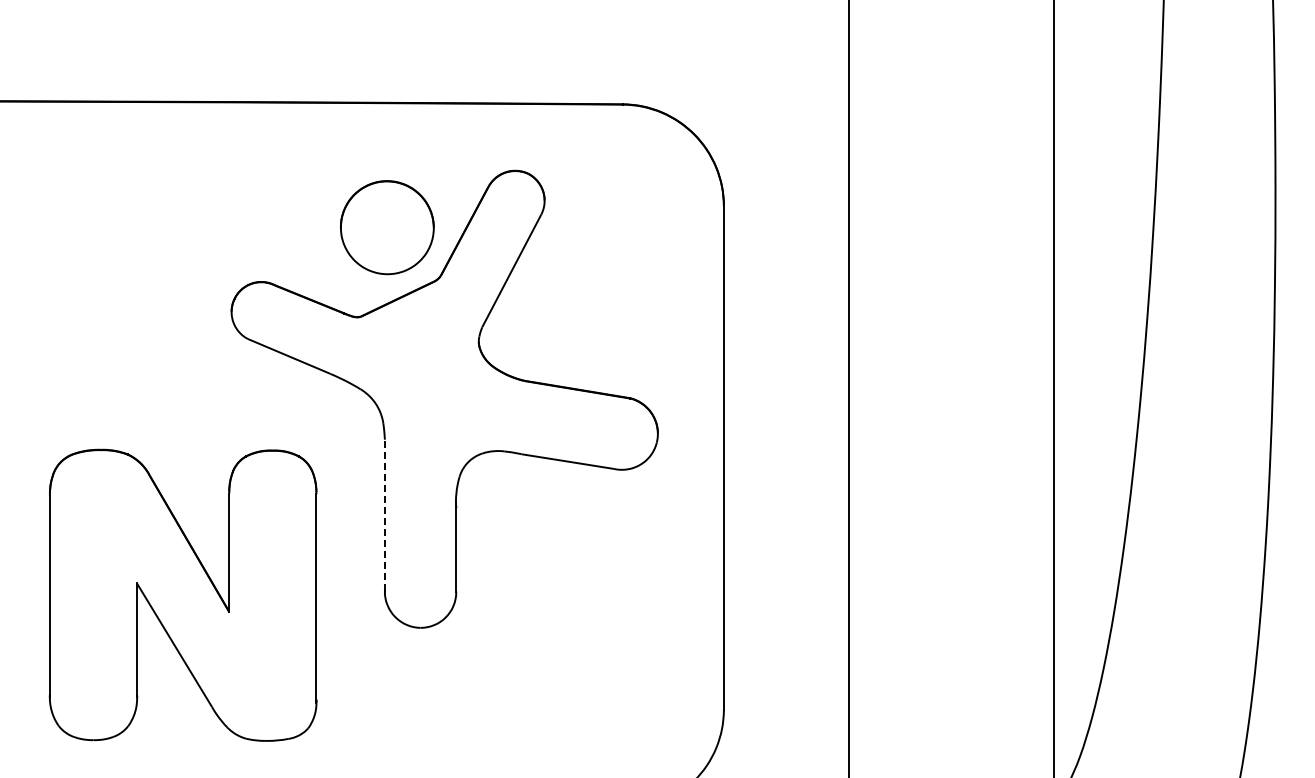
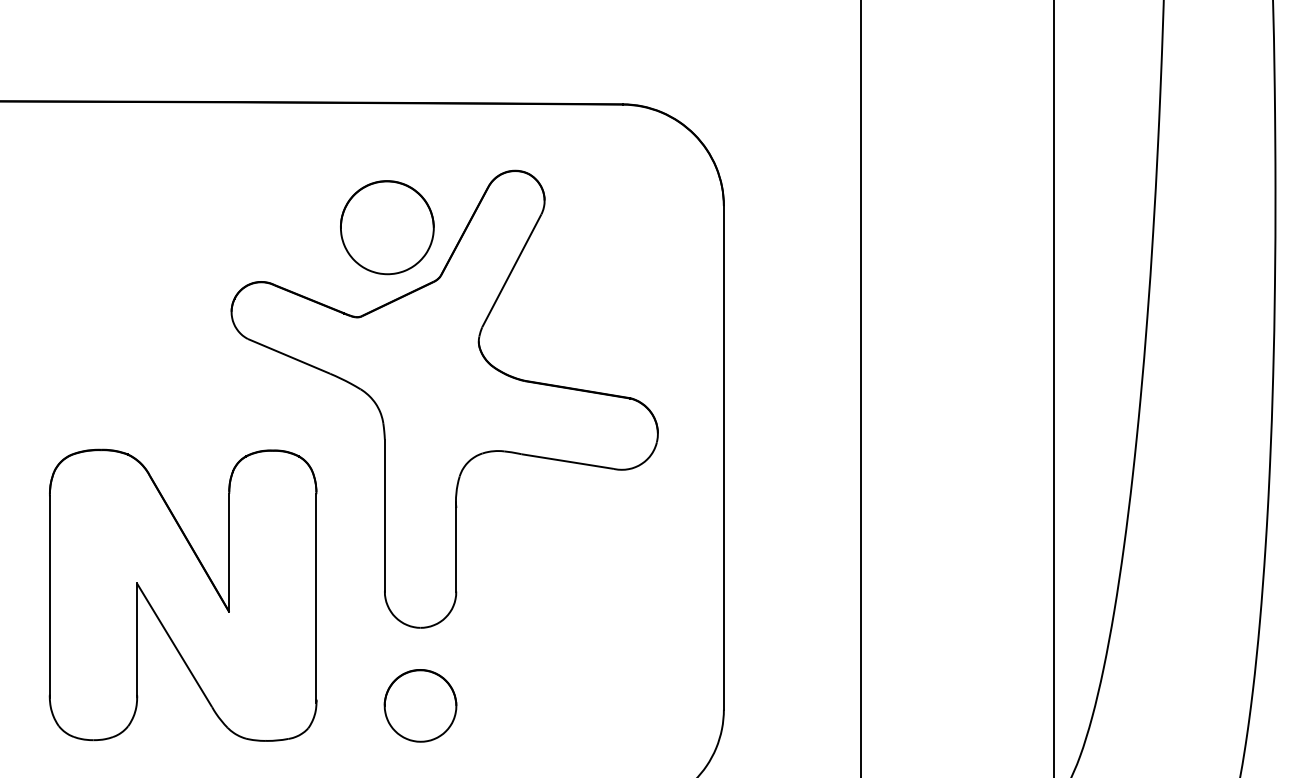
line position: (848, 388) -> (860, 388) (860, 388)
line: dashed -> solid (384, 515)
part: none -> present (420, 705)
